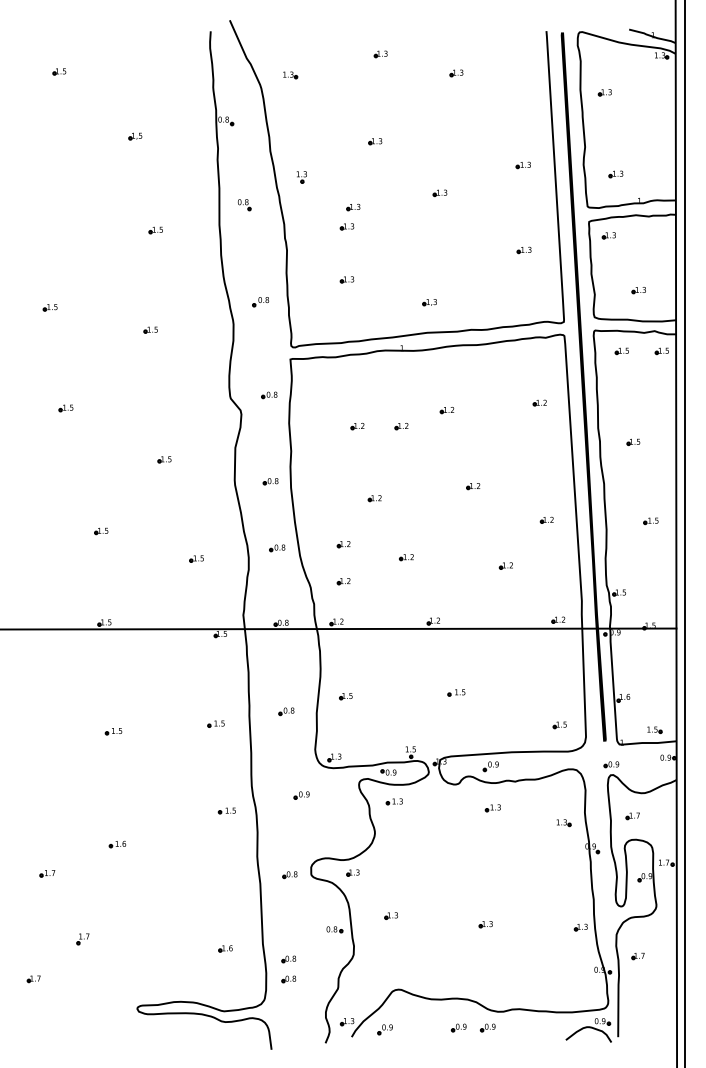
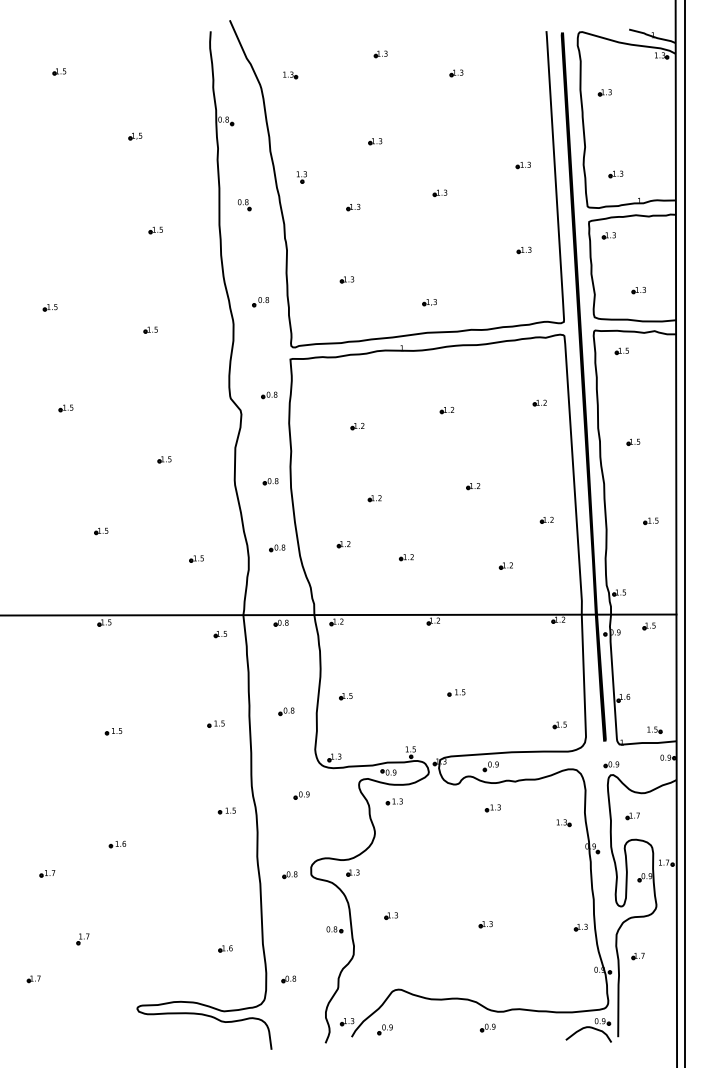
part: present -> none (346, 226)
part: present -> none (661, 351)
part: present -> none (401, 426)
part: present -> none (343, 581)
line position: (339, 628) -> (339, 614) (339, 614)
part: present -> none (288, 959)
part: present -> none (458, 1027)
